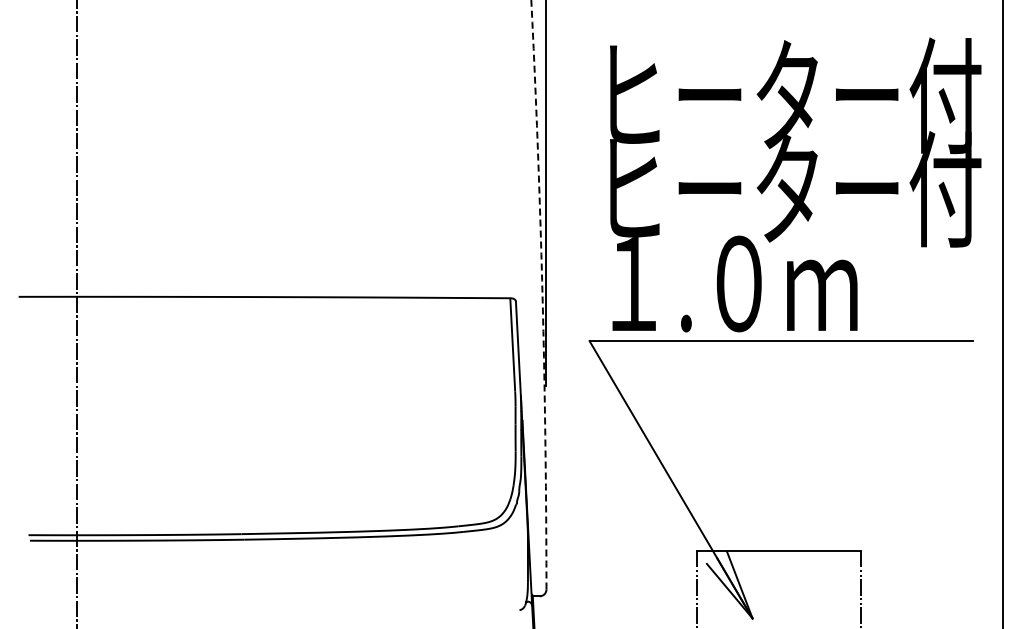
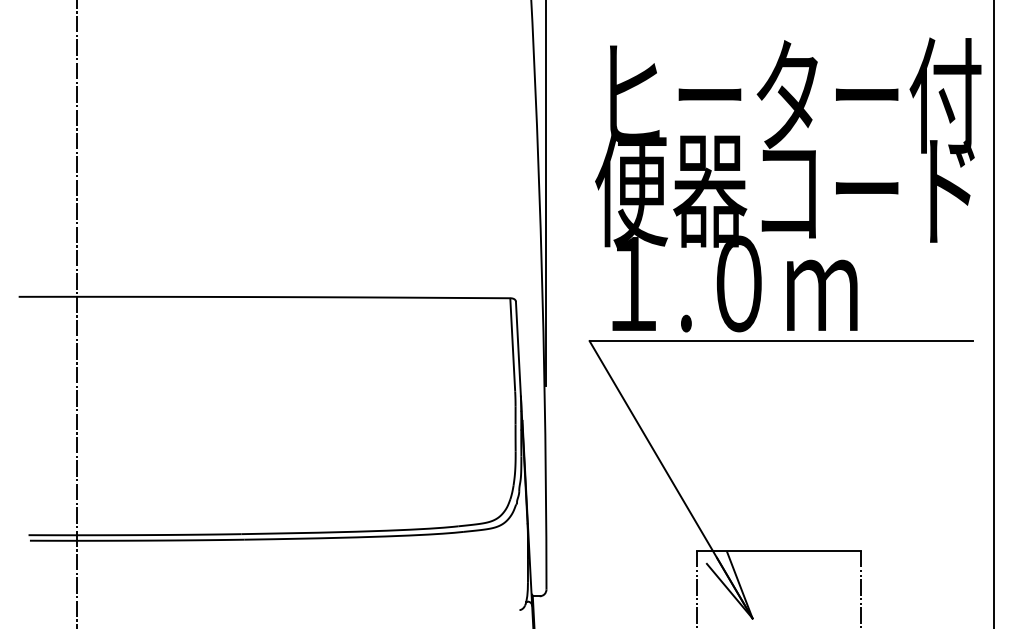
text: ヒーター付 -> 便器コード (788, 189)
arc: dashed -> solid (542, 294)
line position: (1003, 313) -> (994, 313) (994, 313)
